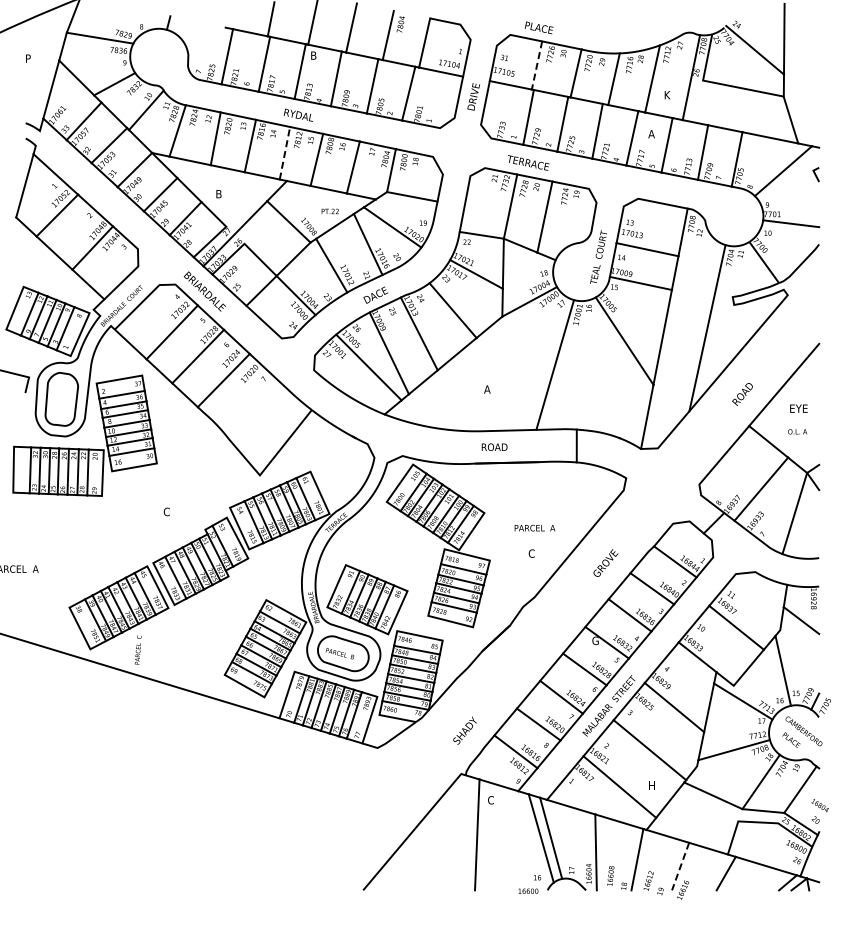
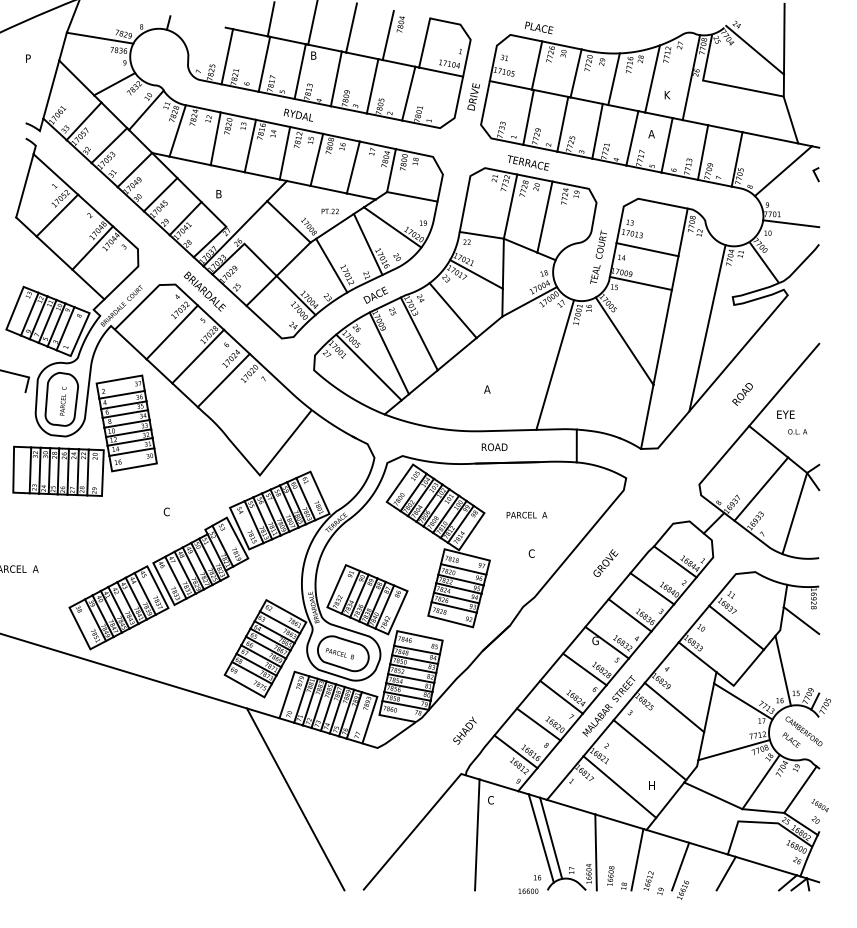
line: dashed -> solid (537, 65)
line: dashed -> solid (284, 153)
text position: (798, 408) -> (785, 414) (785, 414)
text position: (534, 527) -> (526, 514) (526, 514)
text position: (138, 649) -> (63, 400) (63, 400)
line: none -> present (295, 799)
line: dashed -> solid (680, 867)
